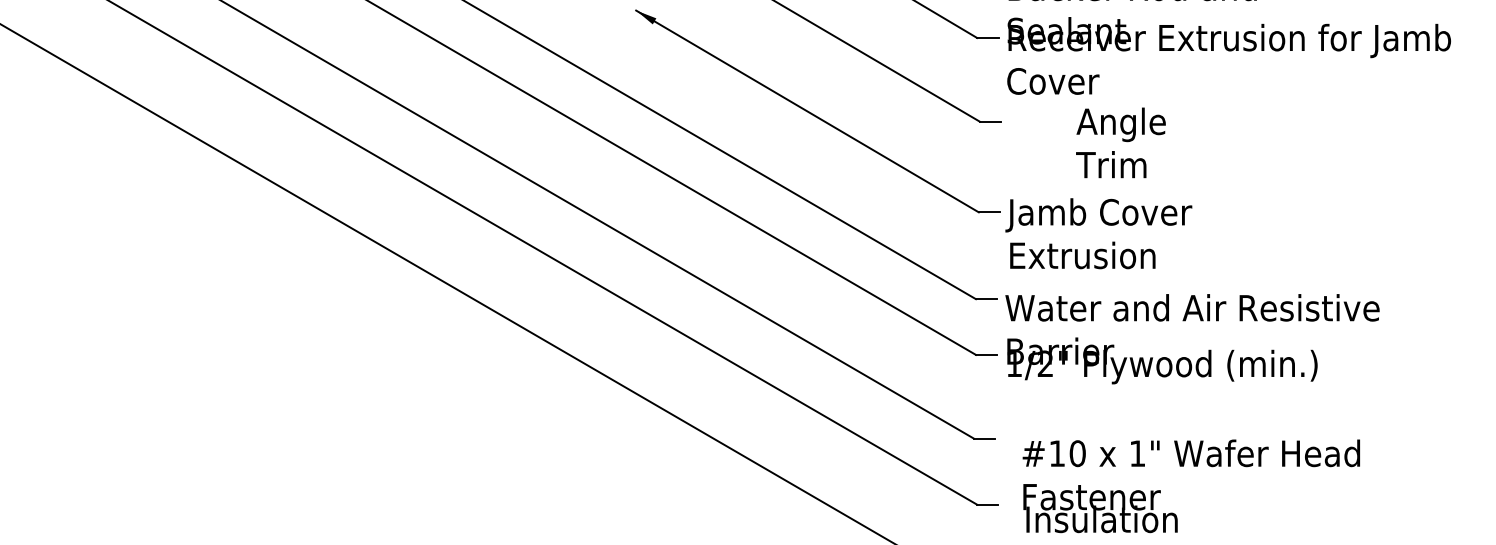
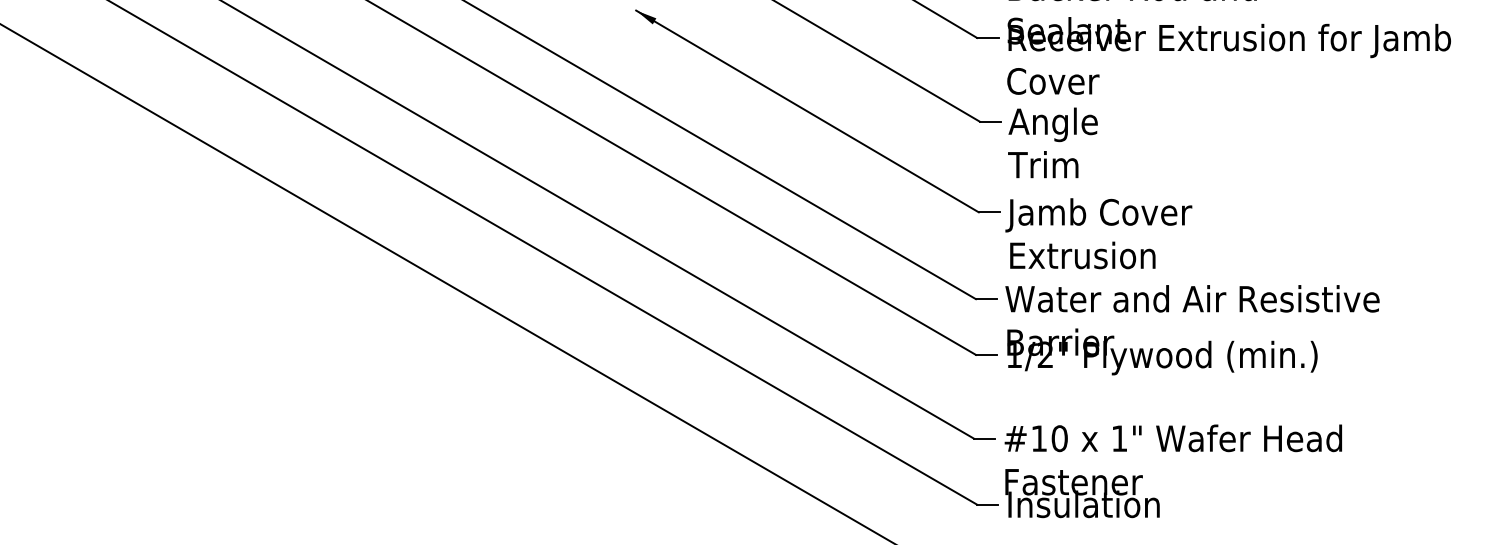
text position: (1120, 142) -> (1052, 142) (1052, 142)
text position: (1192, 339) -> (1192, 330) (1192, 330)
text position: (1190, 486) -> (1172, 471) (1172, 471)
